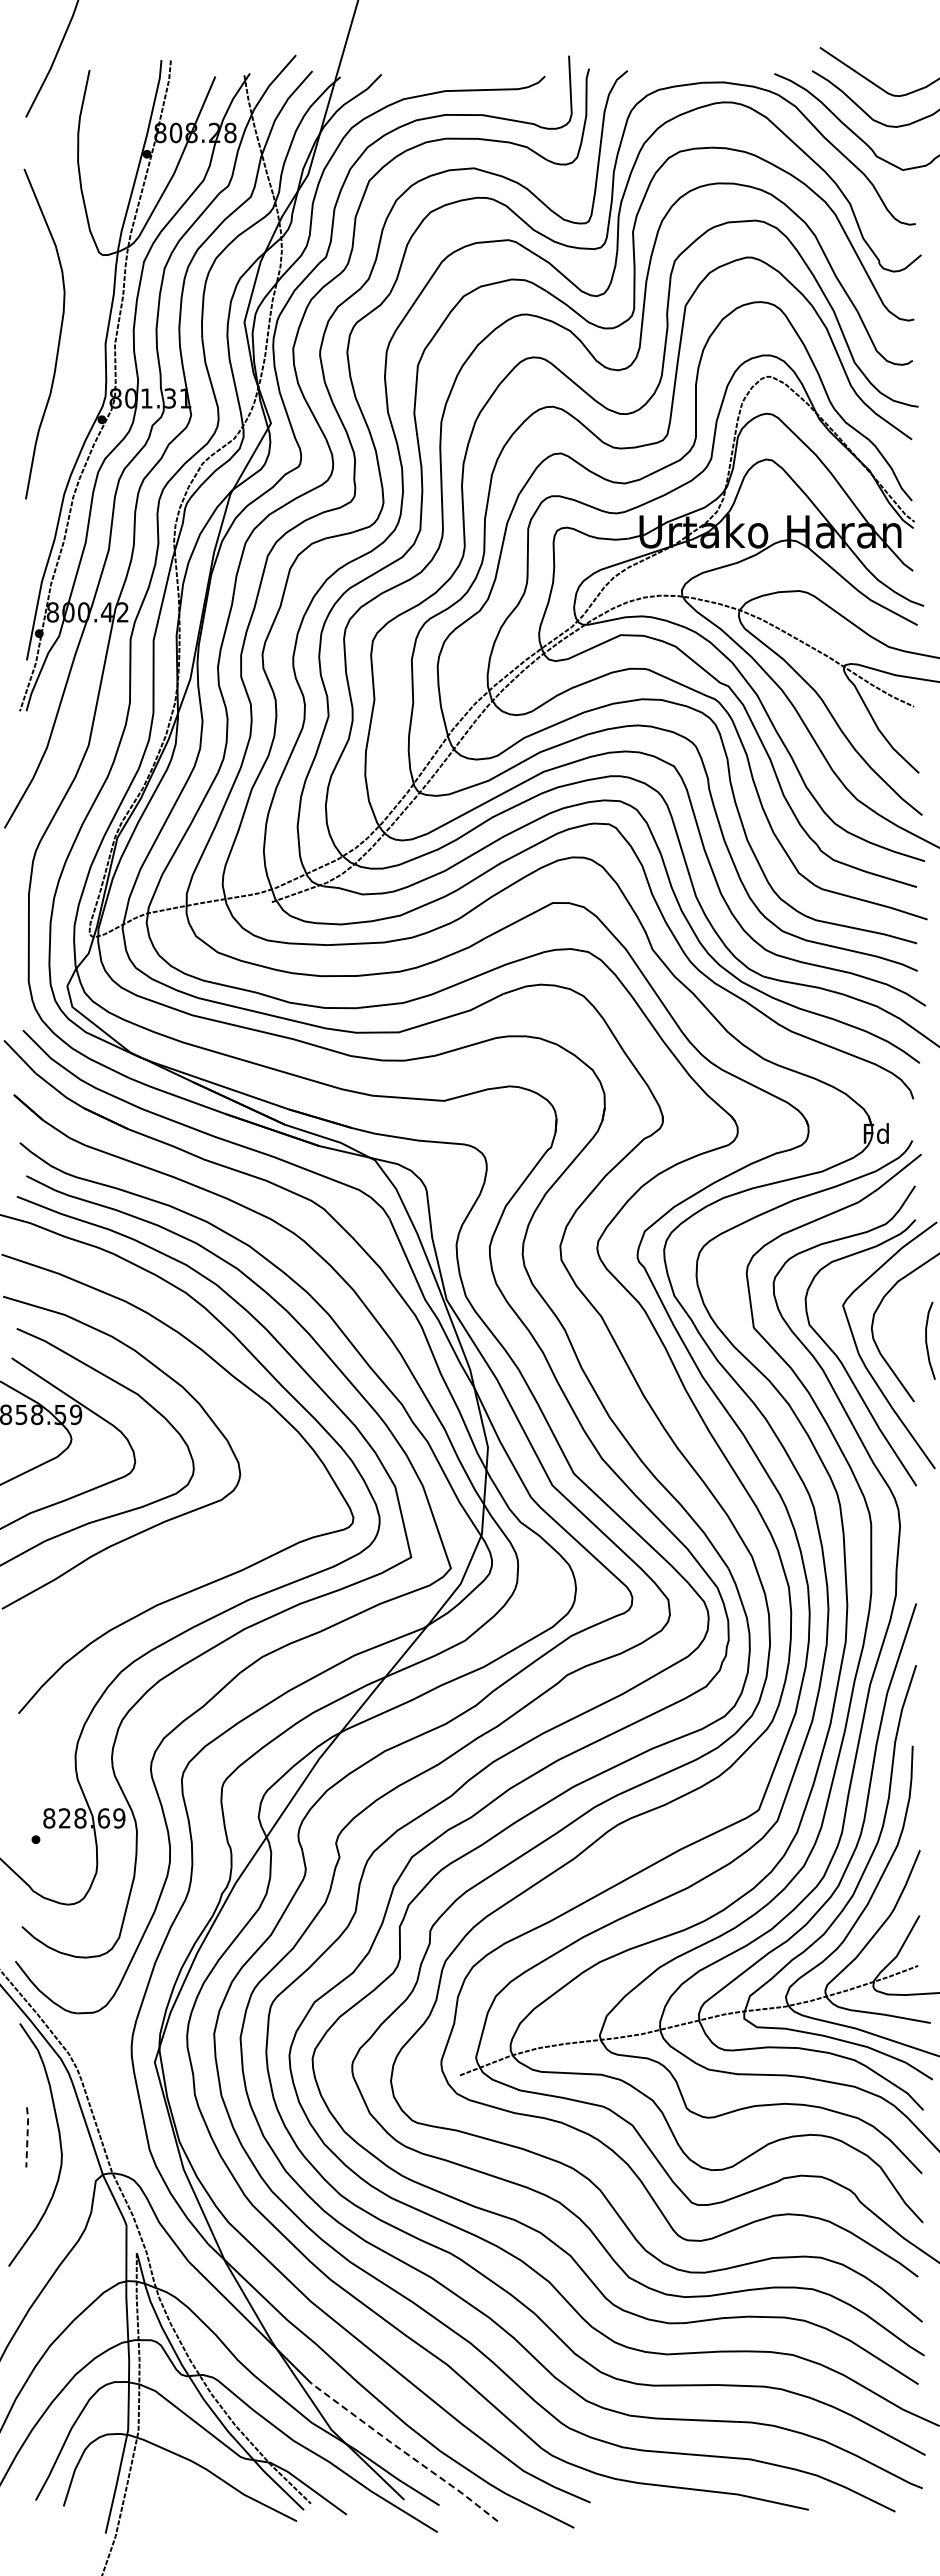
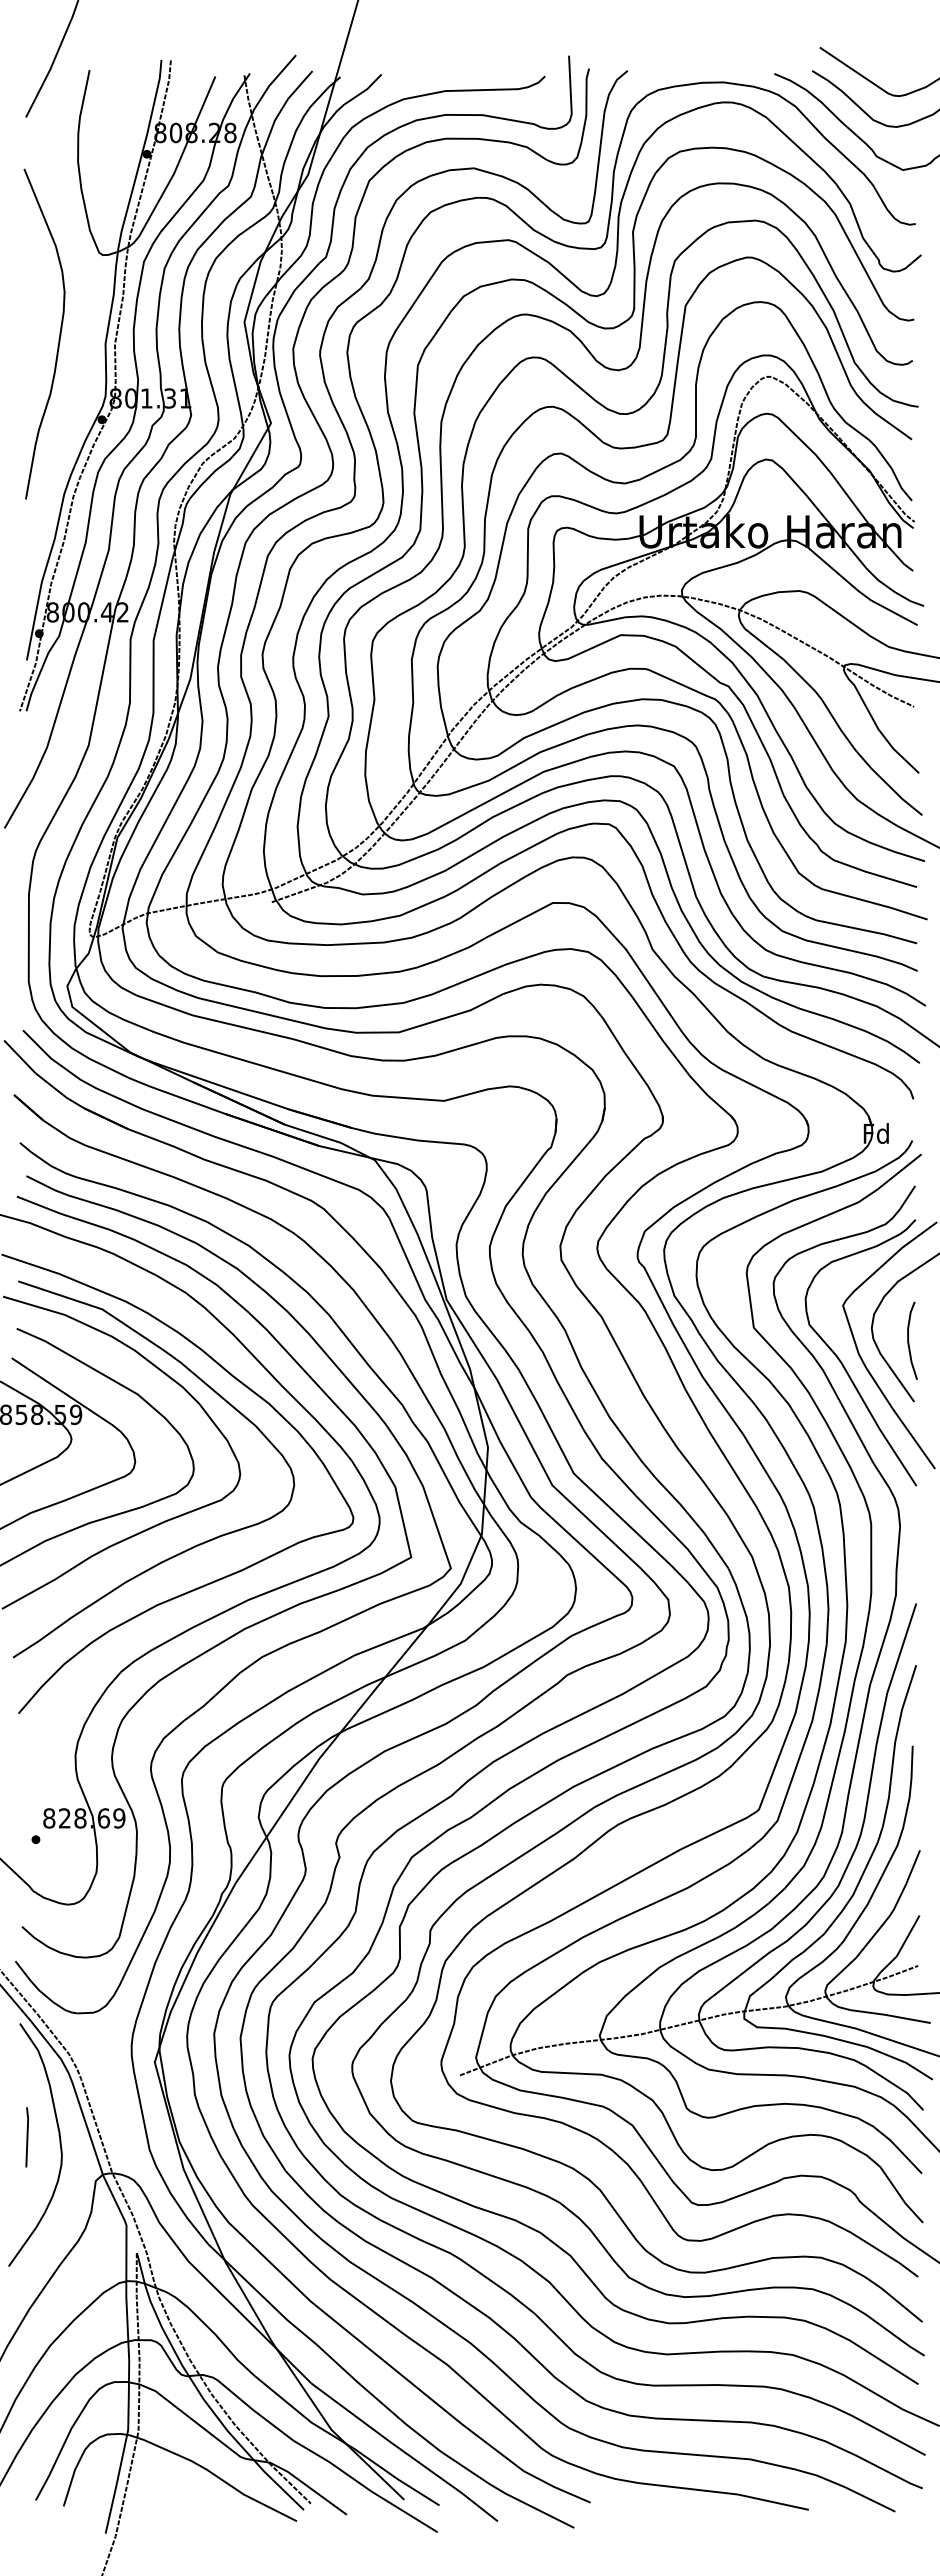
curve position: (927, 1340) -> (909, 1340) (909, 1340)
curve: none -> present (192, 1546)
line: dashed -> solid (27, 2136)
line: dashed -> solid (404, 2452)
